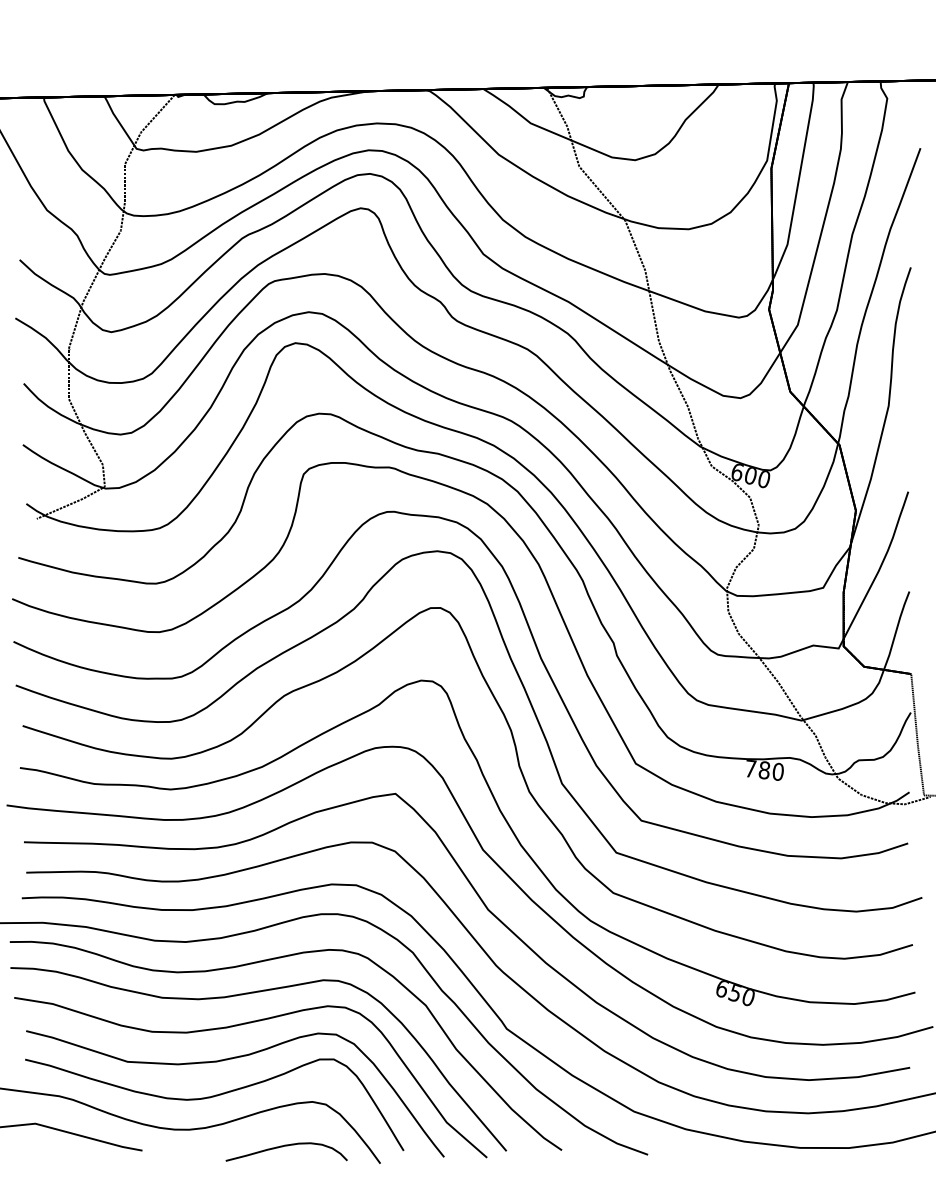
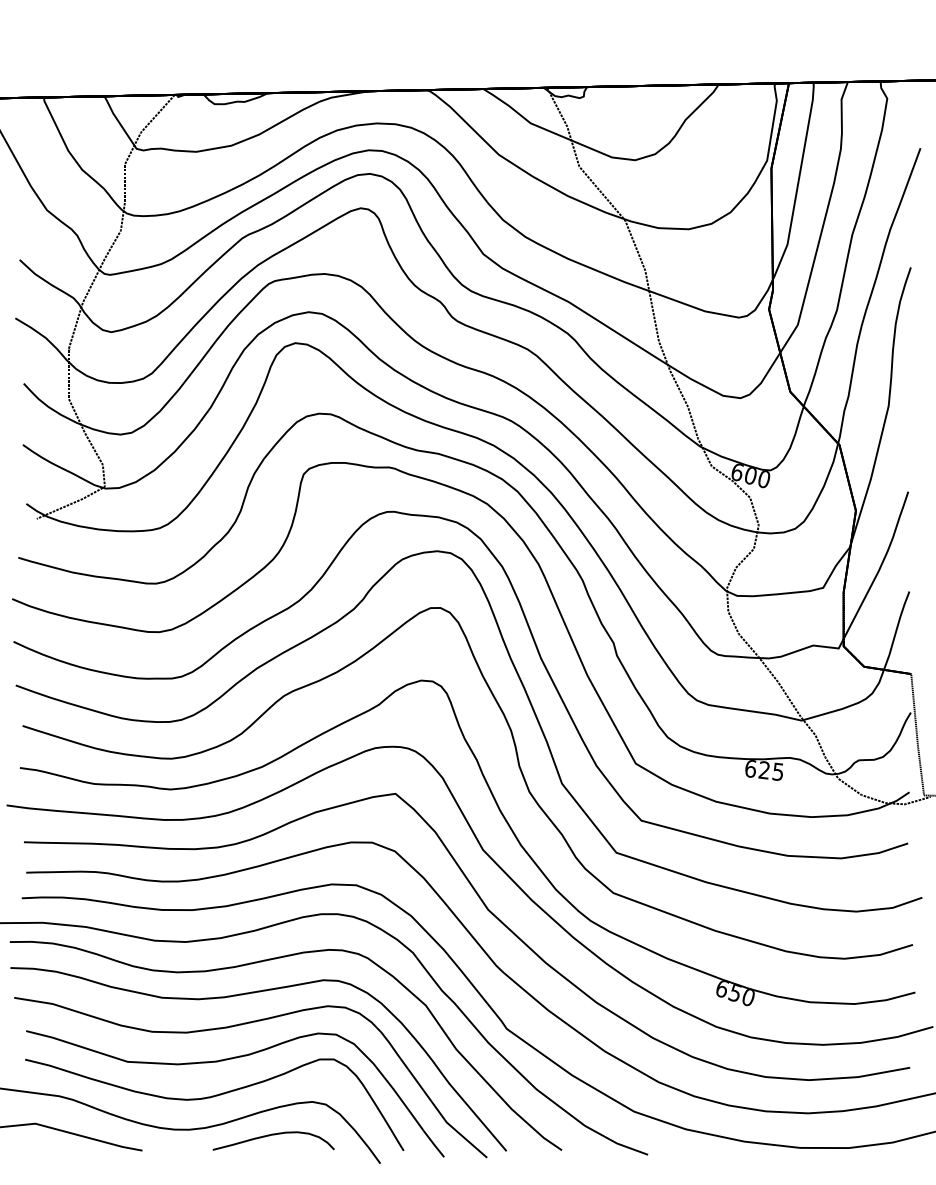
text: 780 -> 625 (764, 770)
curve position: (286, 1146) -> (273, 1135) (273, 1135)
